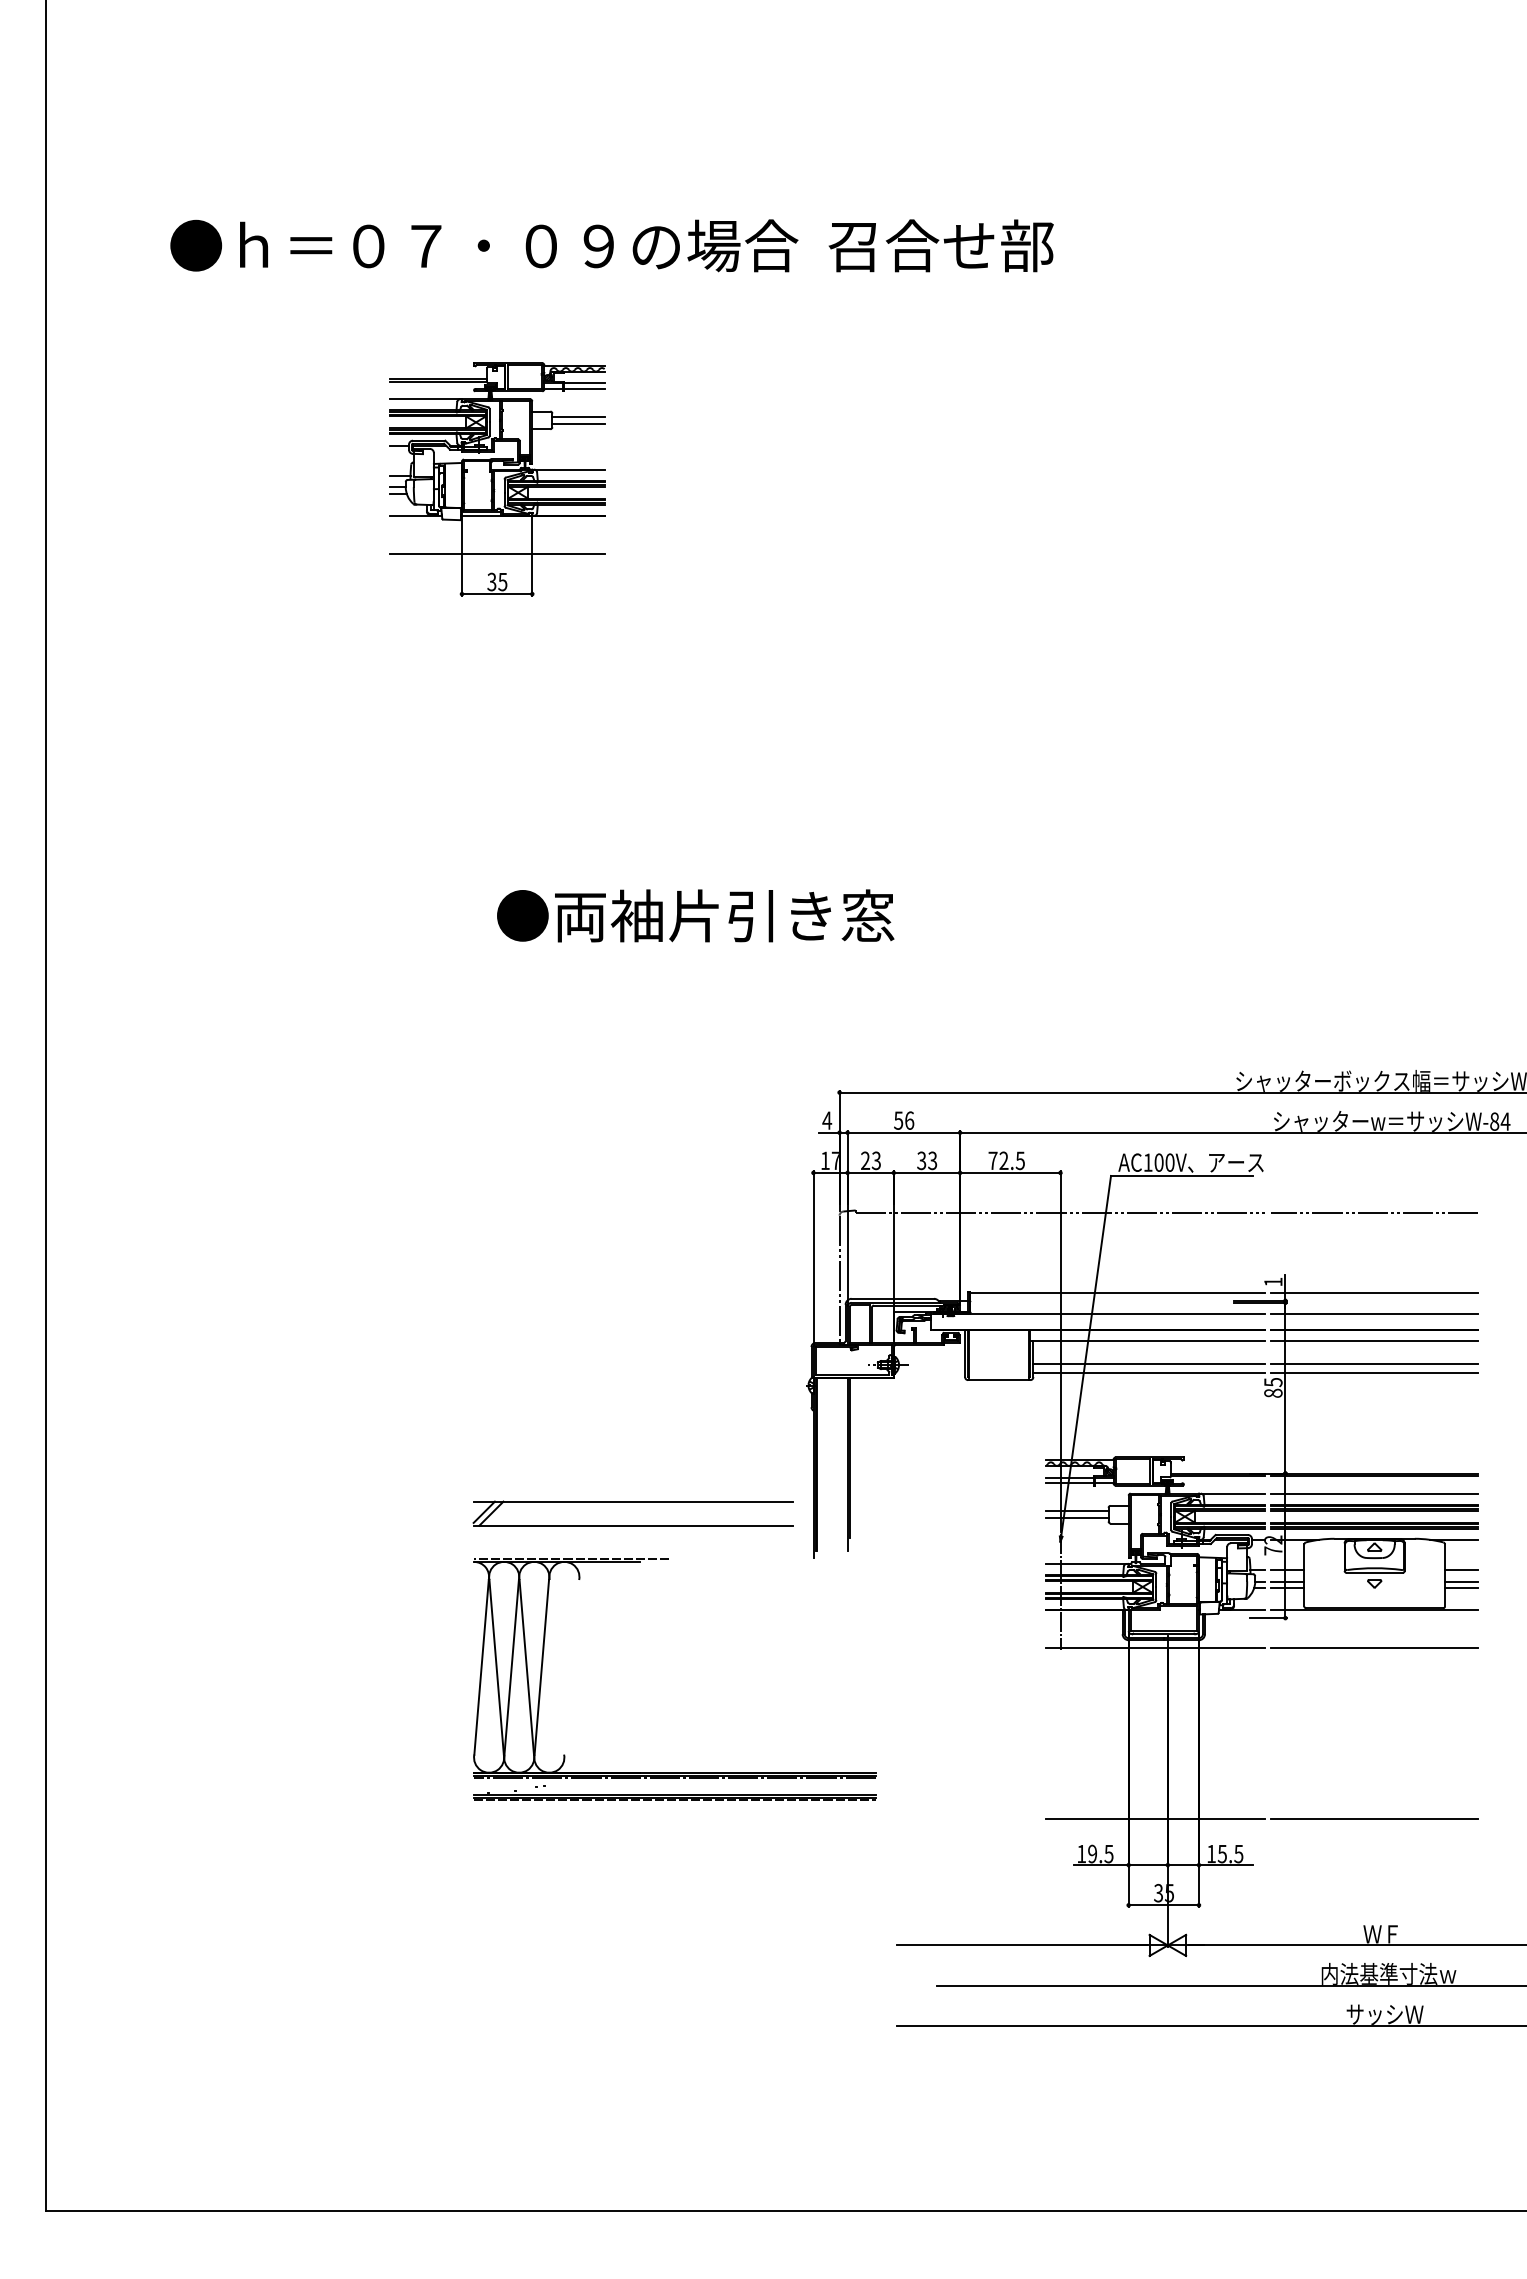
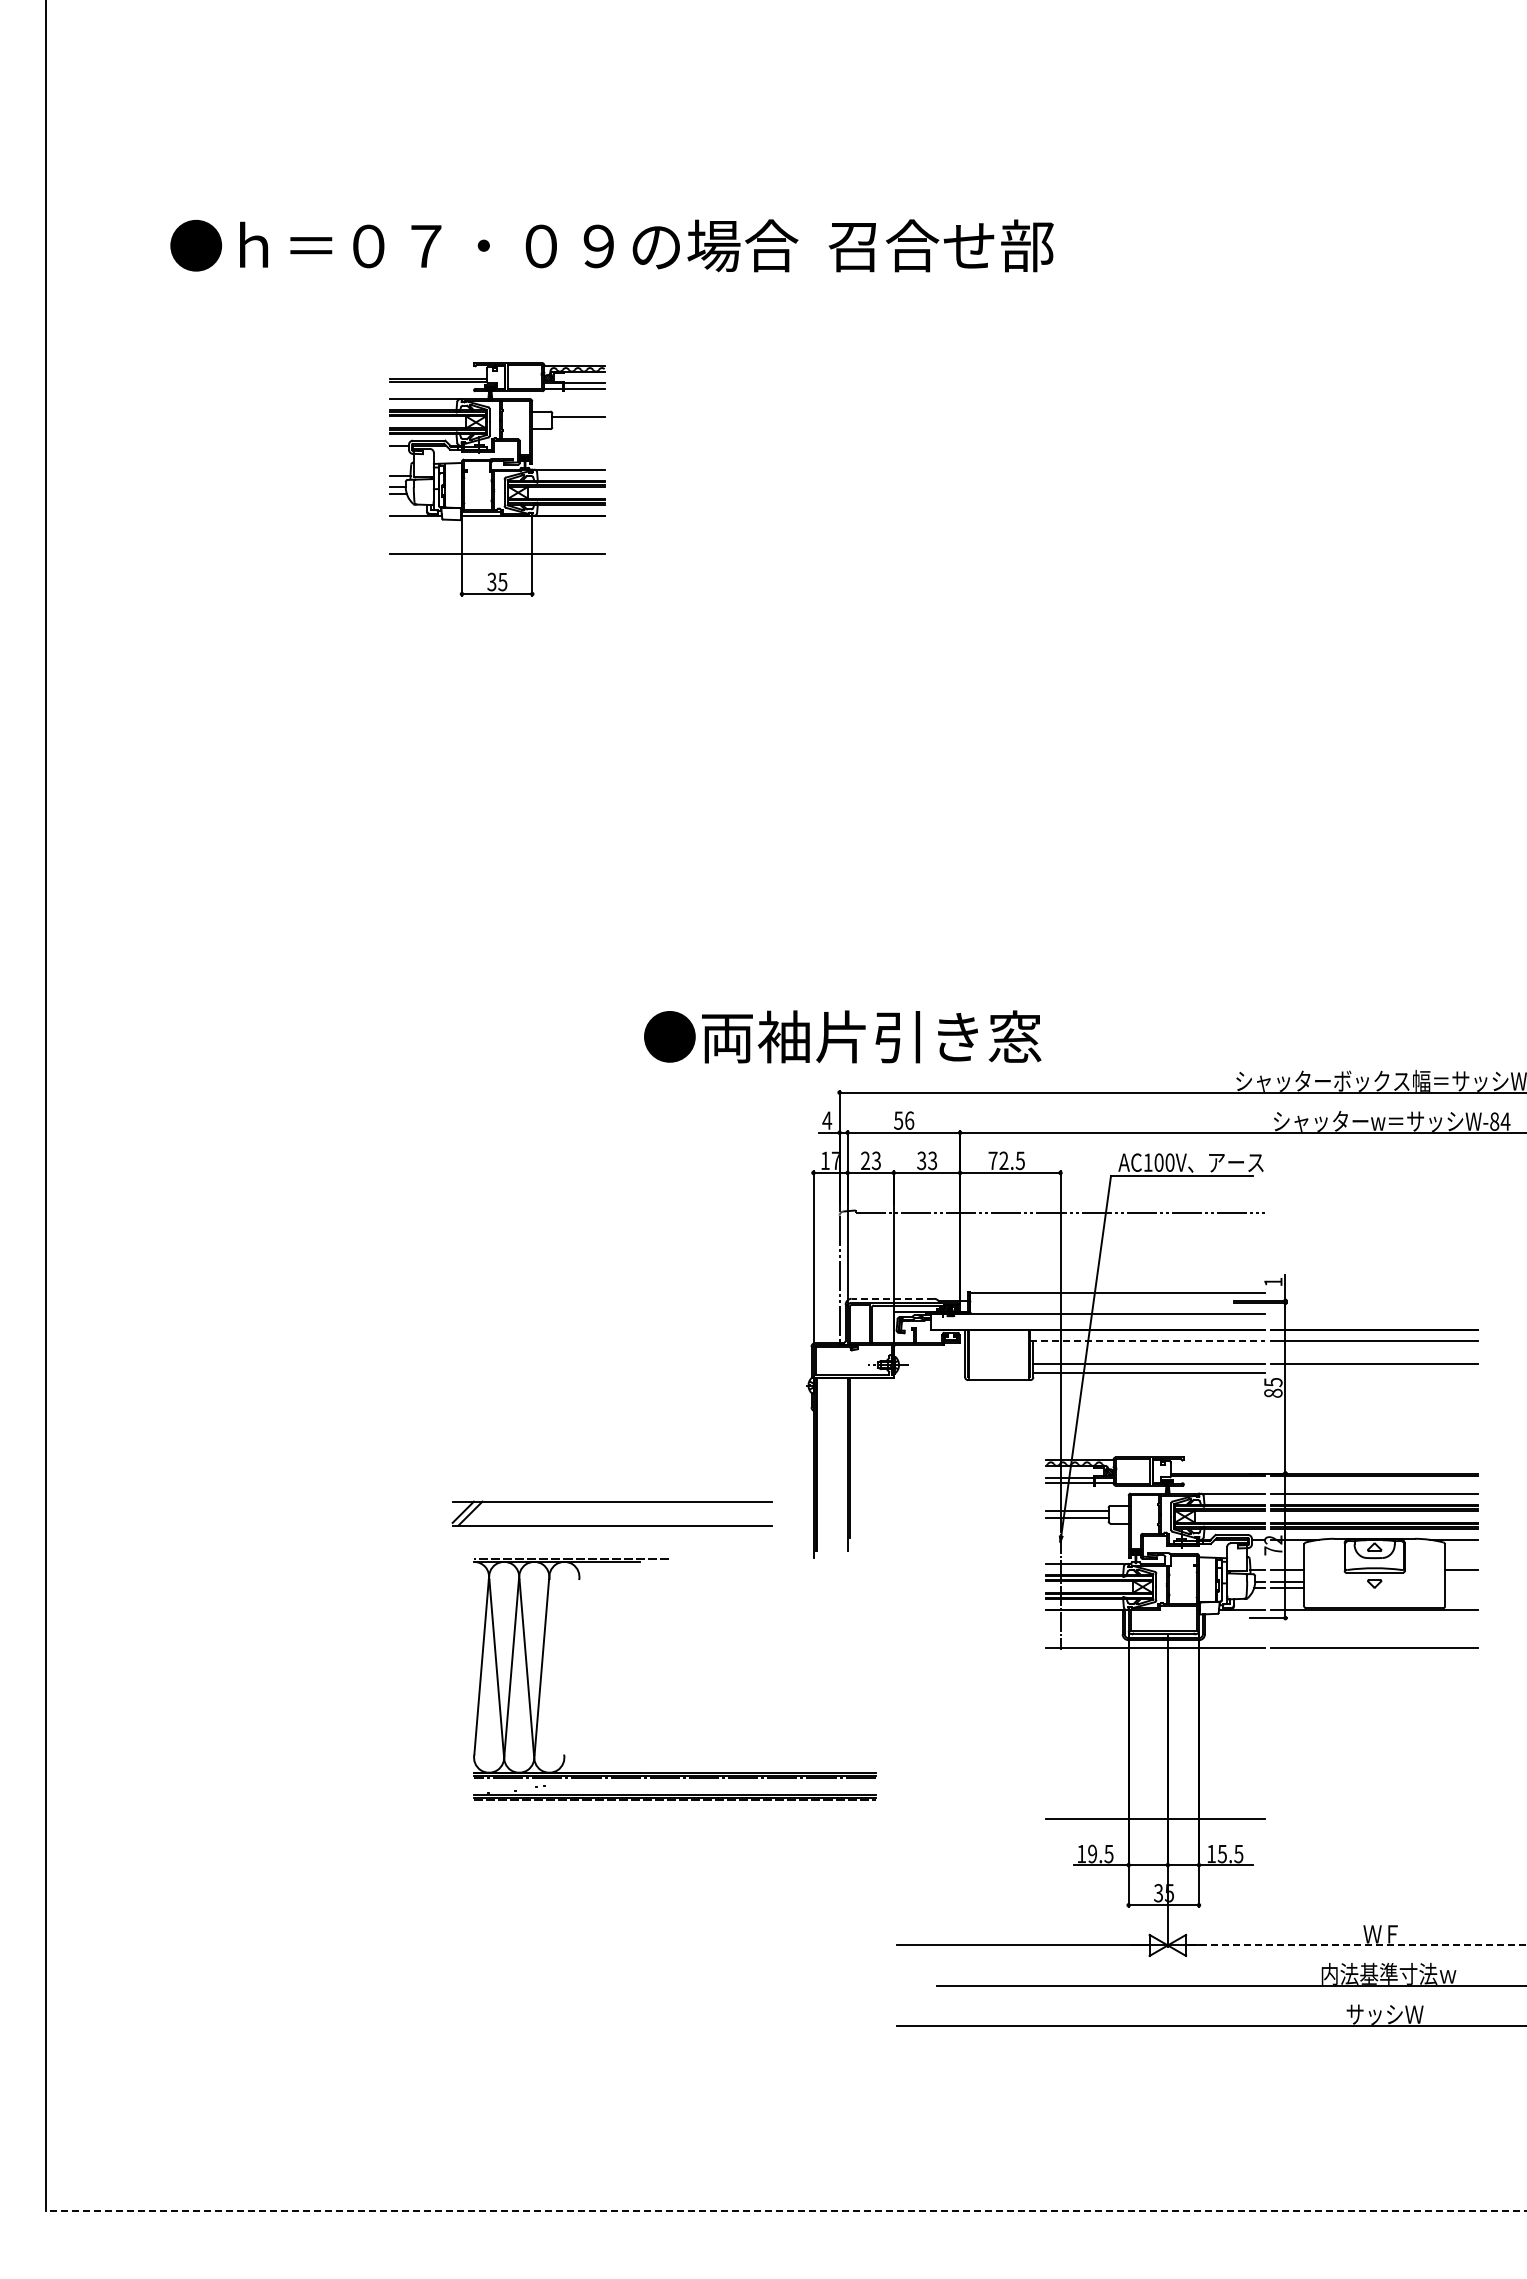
line: present -> none (578, 423)
text position: (695, 915) -> (842, 1036) (842, 1036)
line: present -> none (1374, 1213)
line: present -> none (1374, 1292)
line: solid -> dashed (892, 1298)
line: present -> none (1374, 1314)
line: solid -> dashed (1148, 1340)
line: present -> none (1374, 1373)
part position: (632, 1502) -> (611, 1502) (611, 1502)
line: present -> none (1461, 1581)
line: present -> none (1461, 1588)
line: present -> none (1374, 1818)
line: solid -> dashed (1357, 1945)
line: solid -> dashed (785, 2210)
